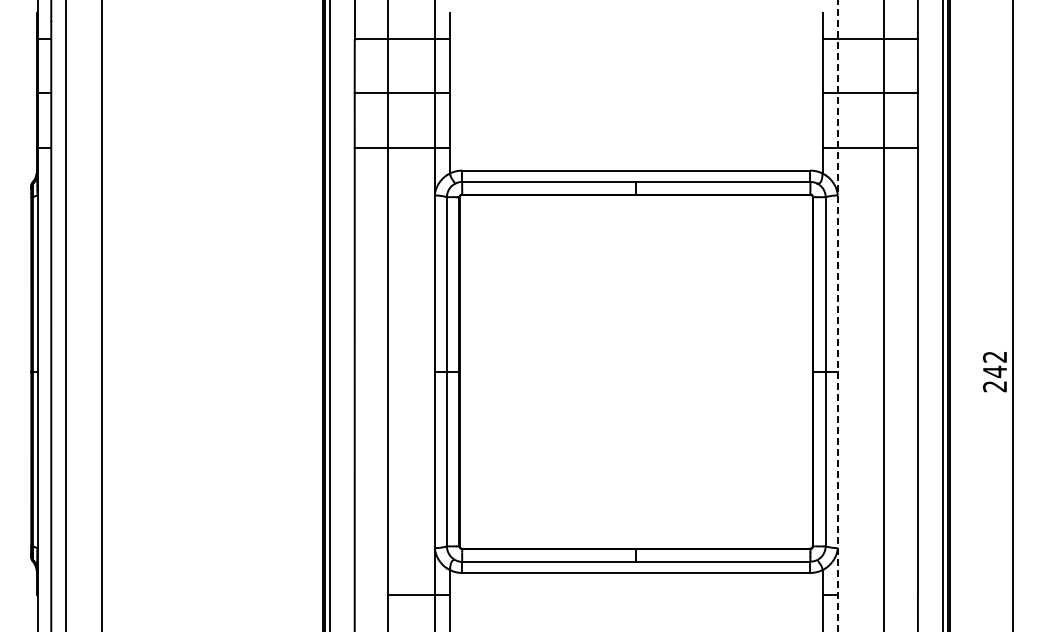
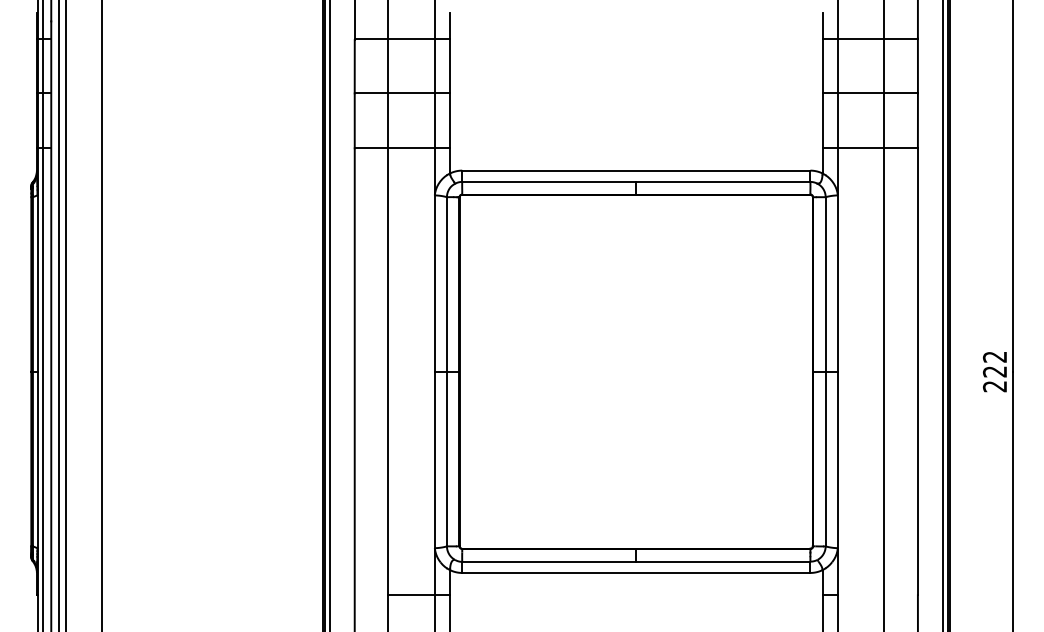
line: none -> present (43, 315)
line: none -> present (59, 315)
line: dashed -> solid (837, 315)
text: 242 -> 222 (994, 371)
